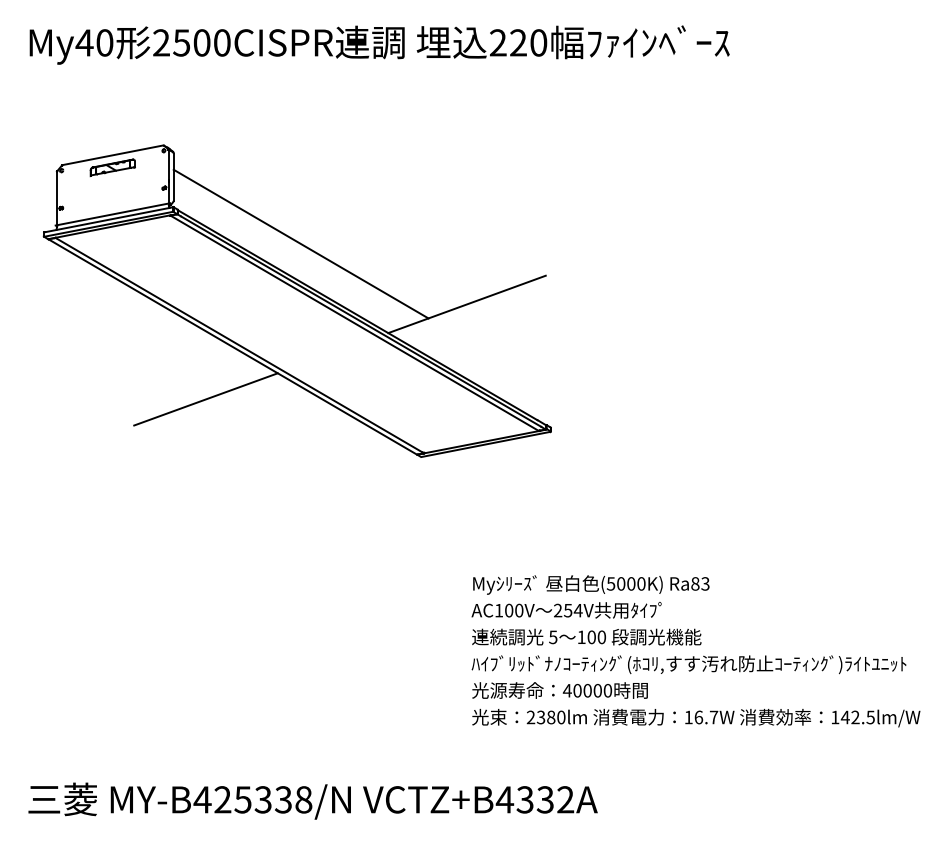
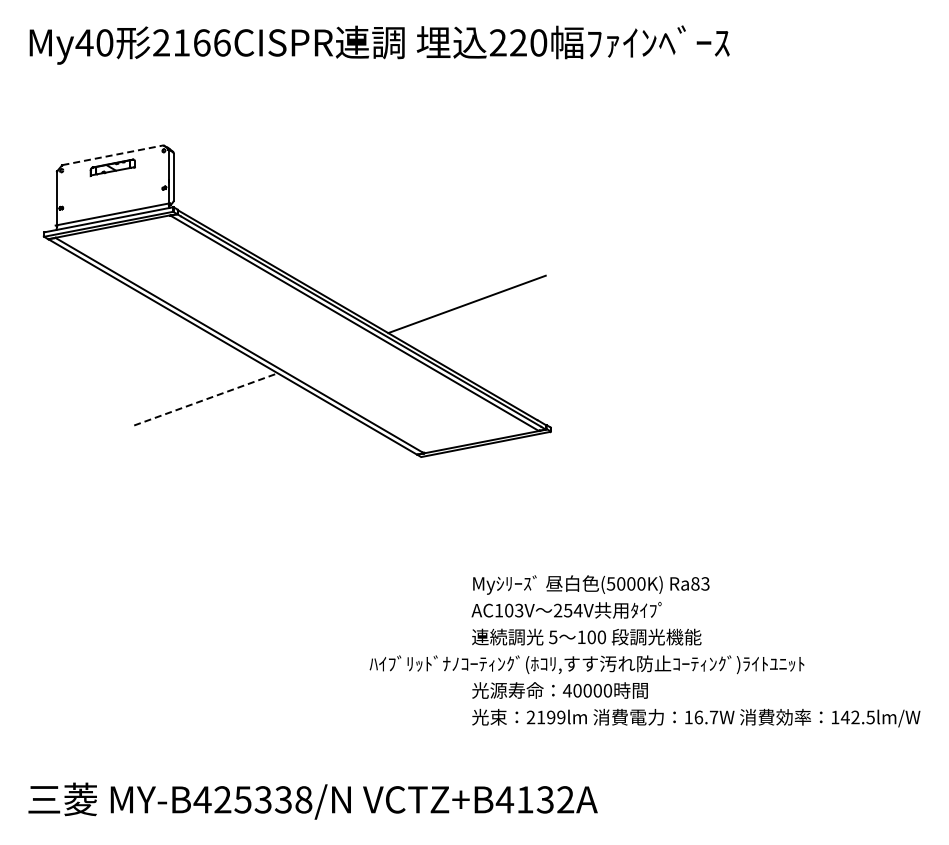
text: 2500CISPR -> 2166CISPR (201, 42)
line: solid -> dashed (114, 155)
line: present -> none (300, 243)
line: solid -> dashed (206, 399)
text: AC100V -> AC103V (519, 610)
text position: (688, 664) -> (586, 664) (586, 664)
text: 2380lm -> 2199lm (550, 717)
text: VCTZ+B4332A -> VCTZ+B4132A (524, 799)
